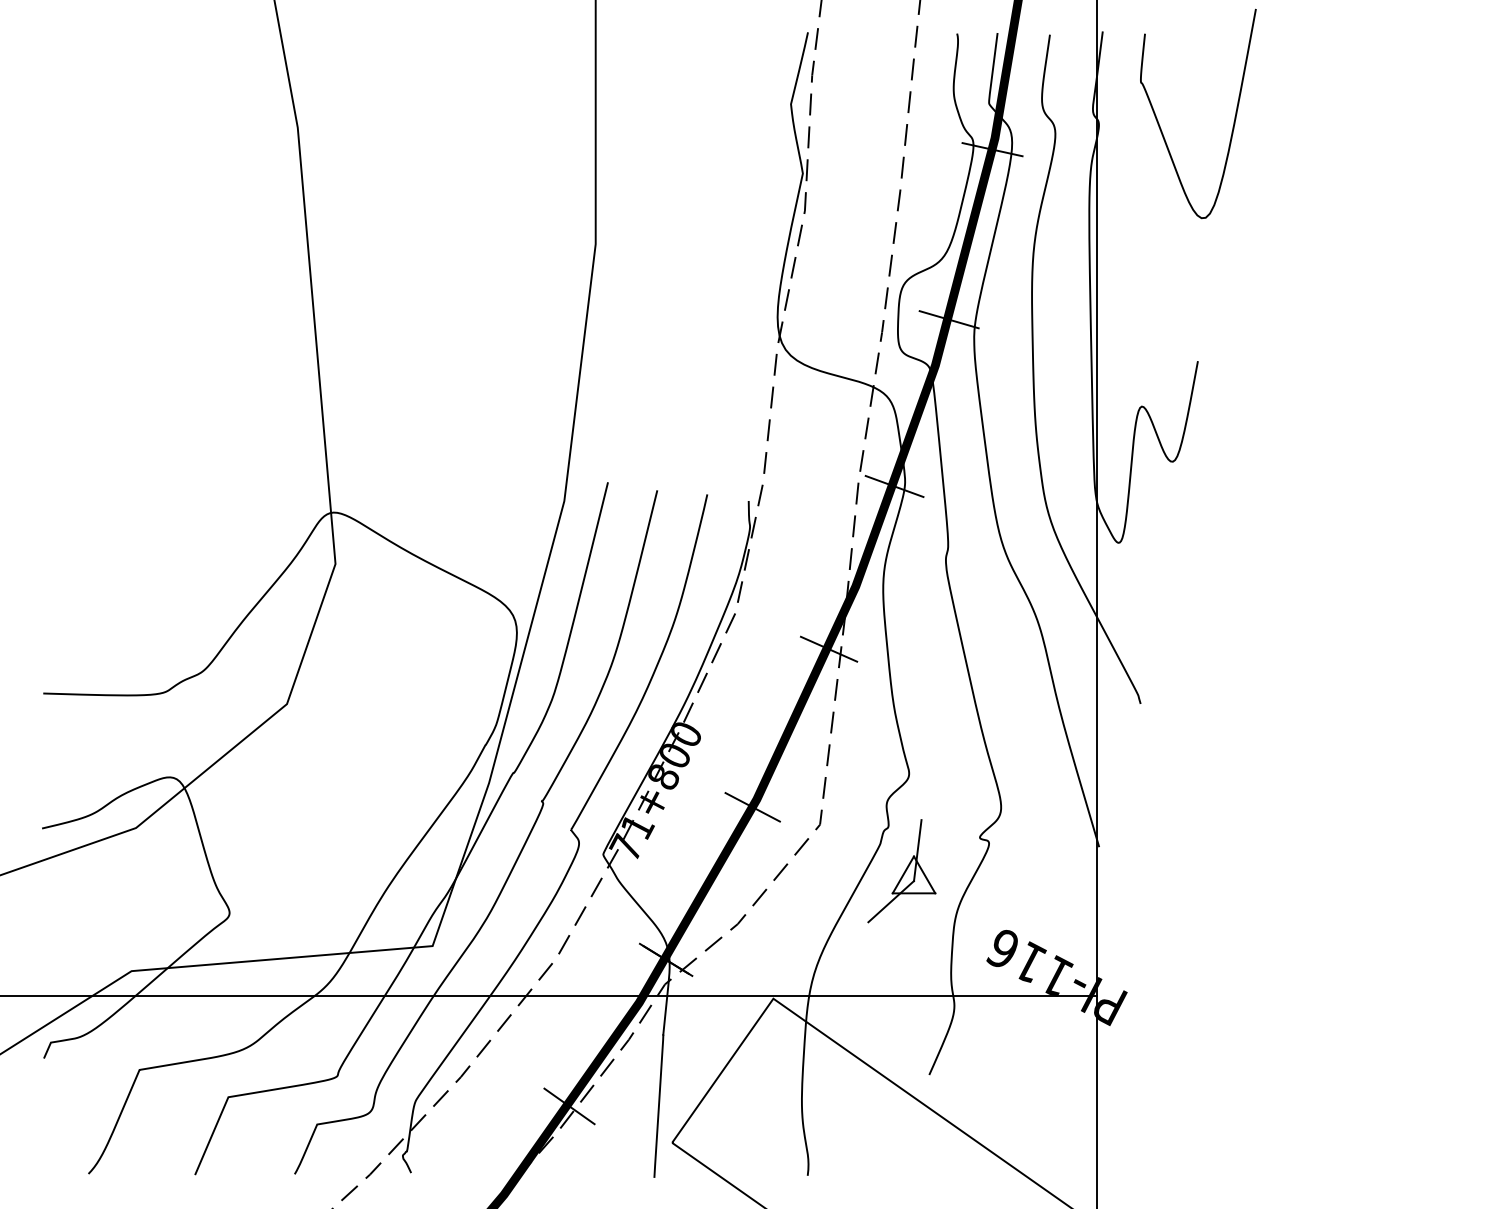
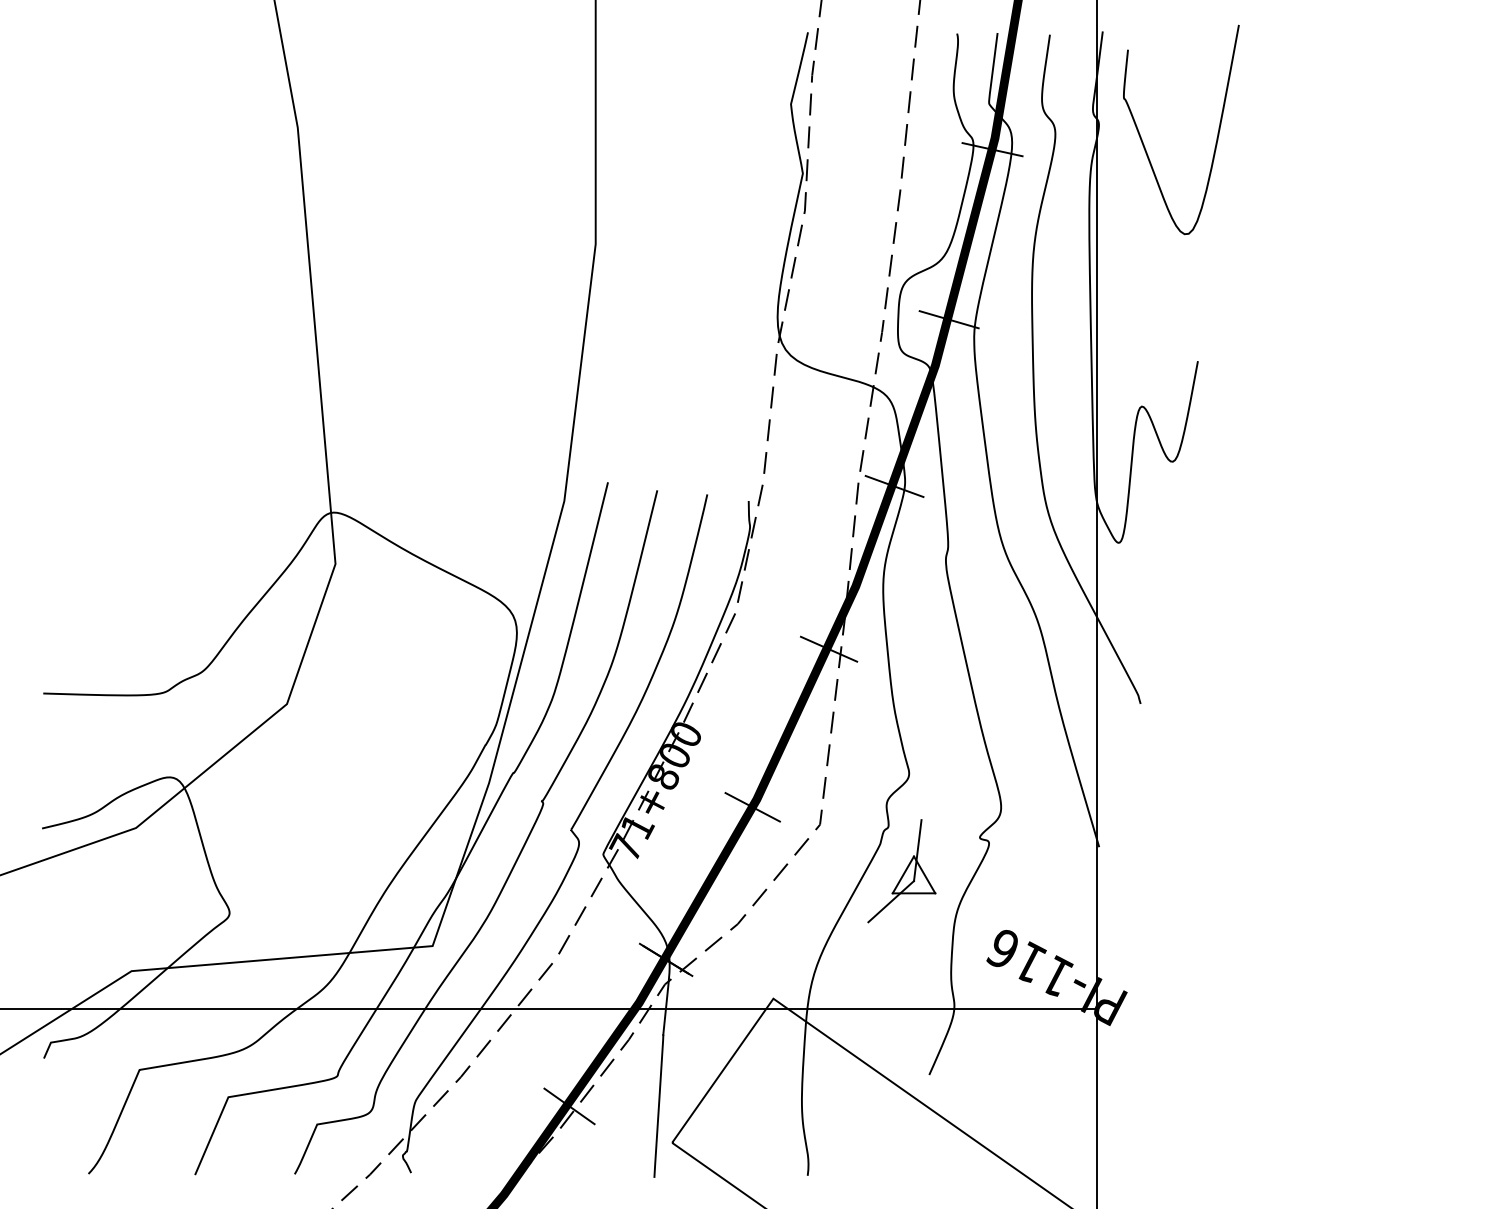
curve position: (1233, 121) -> (1216, 137) (1216, 137)
line position: (549, 995) -> (549, 1008) (549, 1008)
